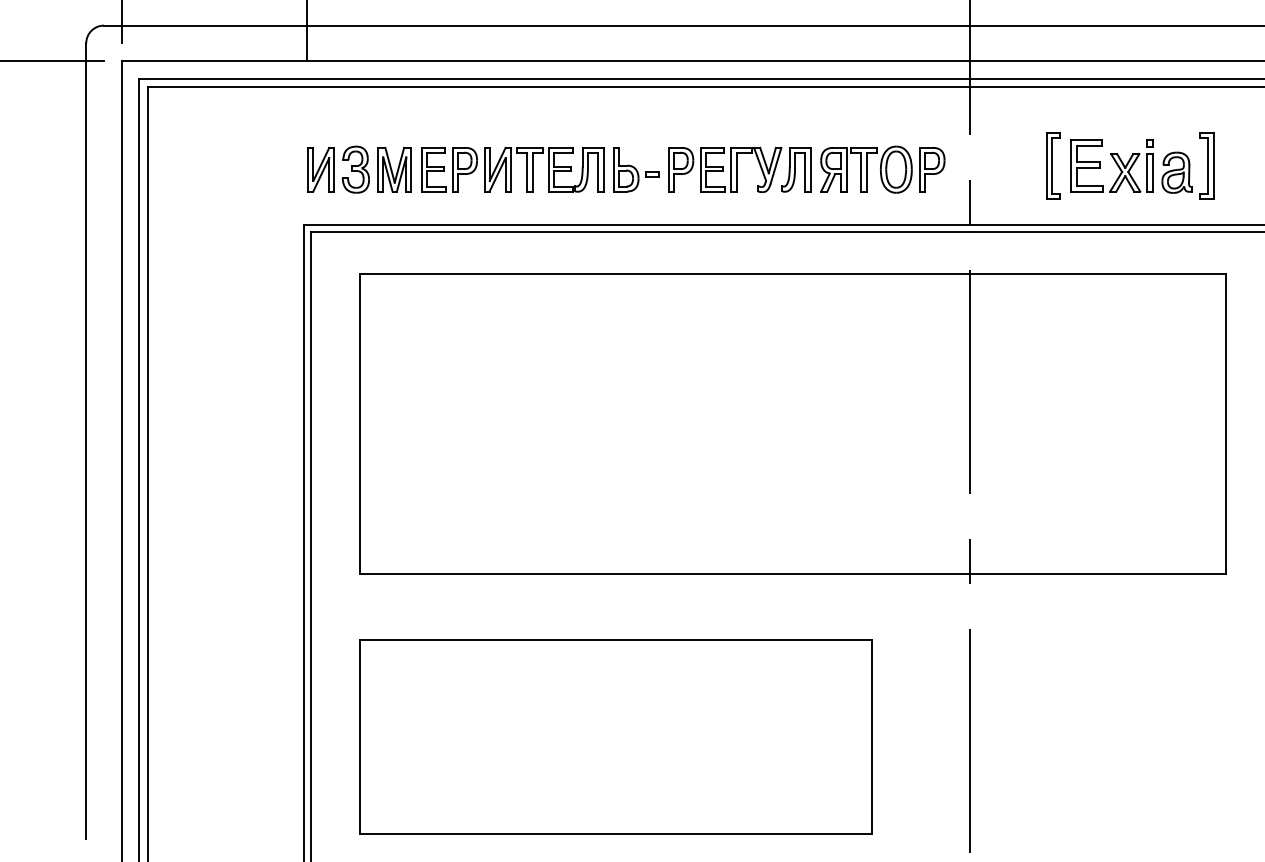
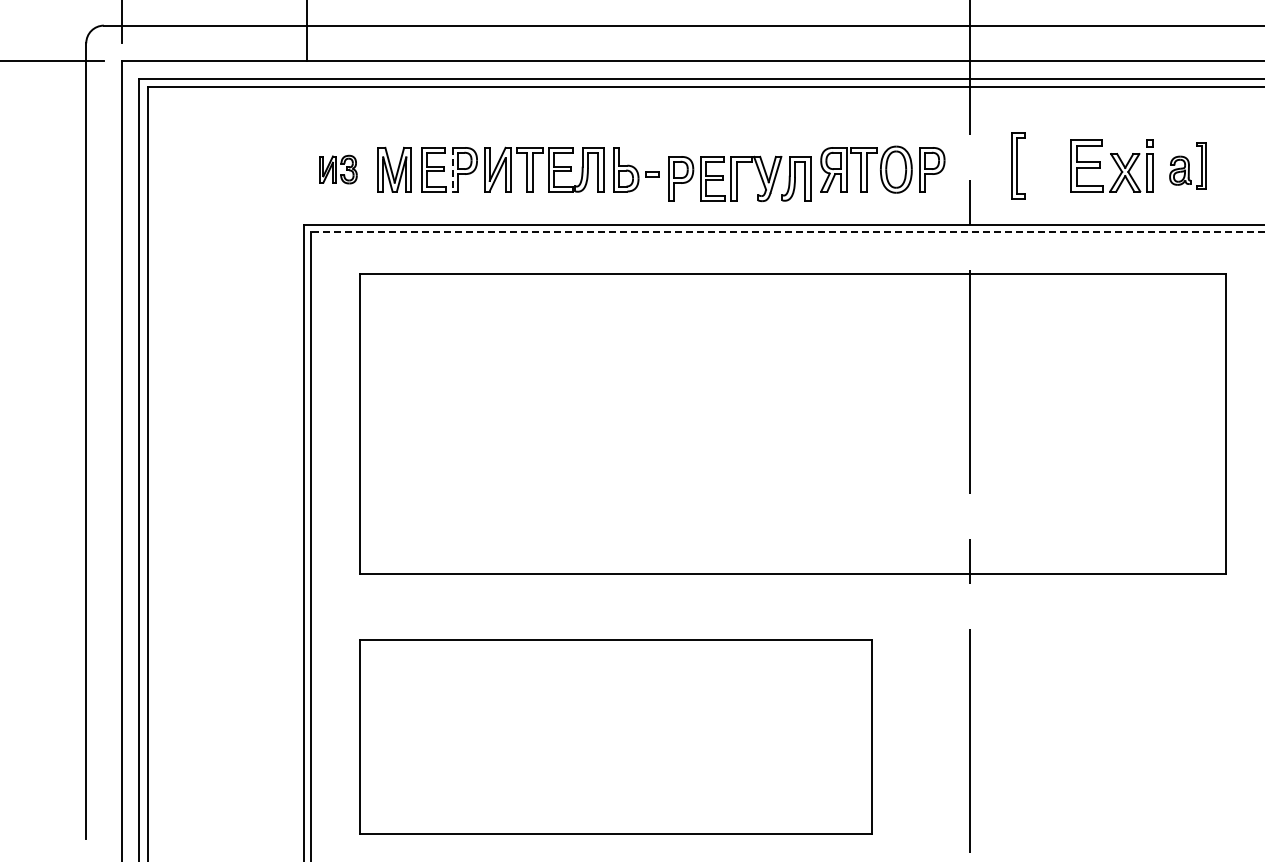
part position: (1053, 165) -> (1018, 165) (1018, 165)
part size: 54x68 px -> 38x48 px (1187, 165)
part size: 63x49 px -> 39x31 px (338, 169)
line: solid -> dashed (452, 169)
part position: (739, 169) -> (739, 178) (739, 178)
line: solid -> dashed (787, 232)
